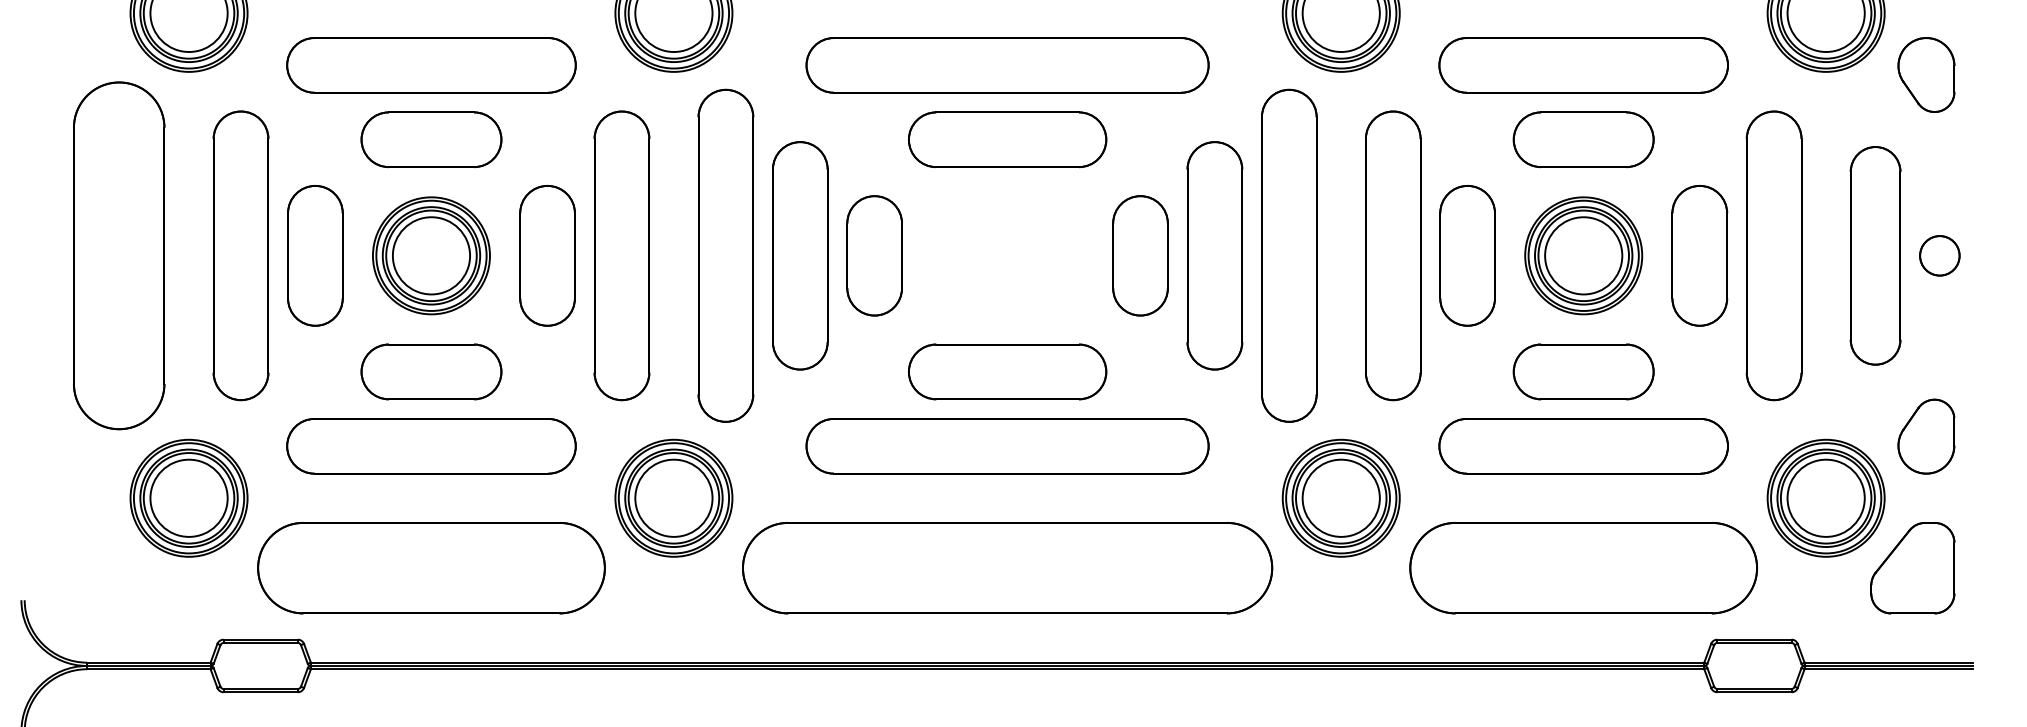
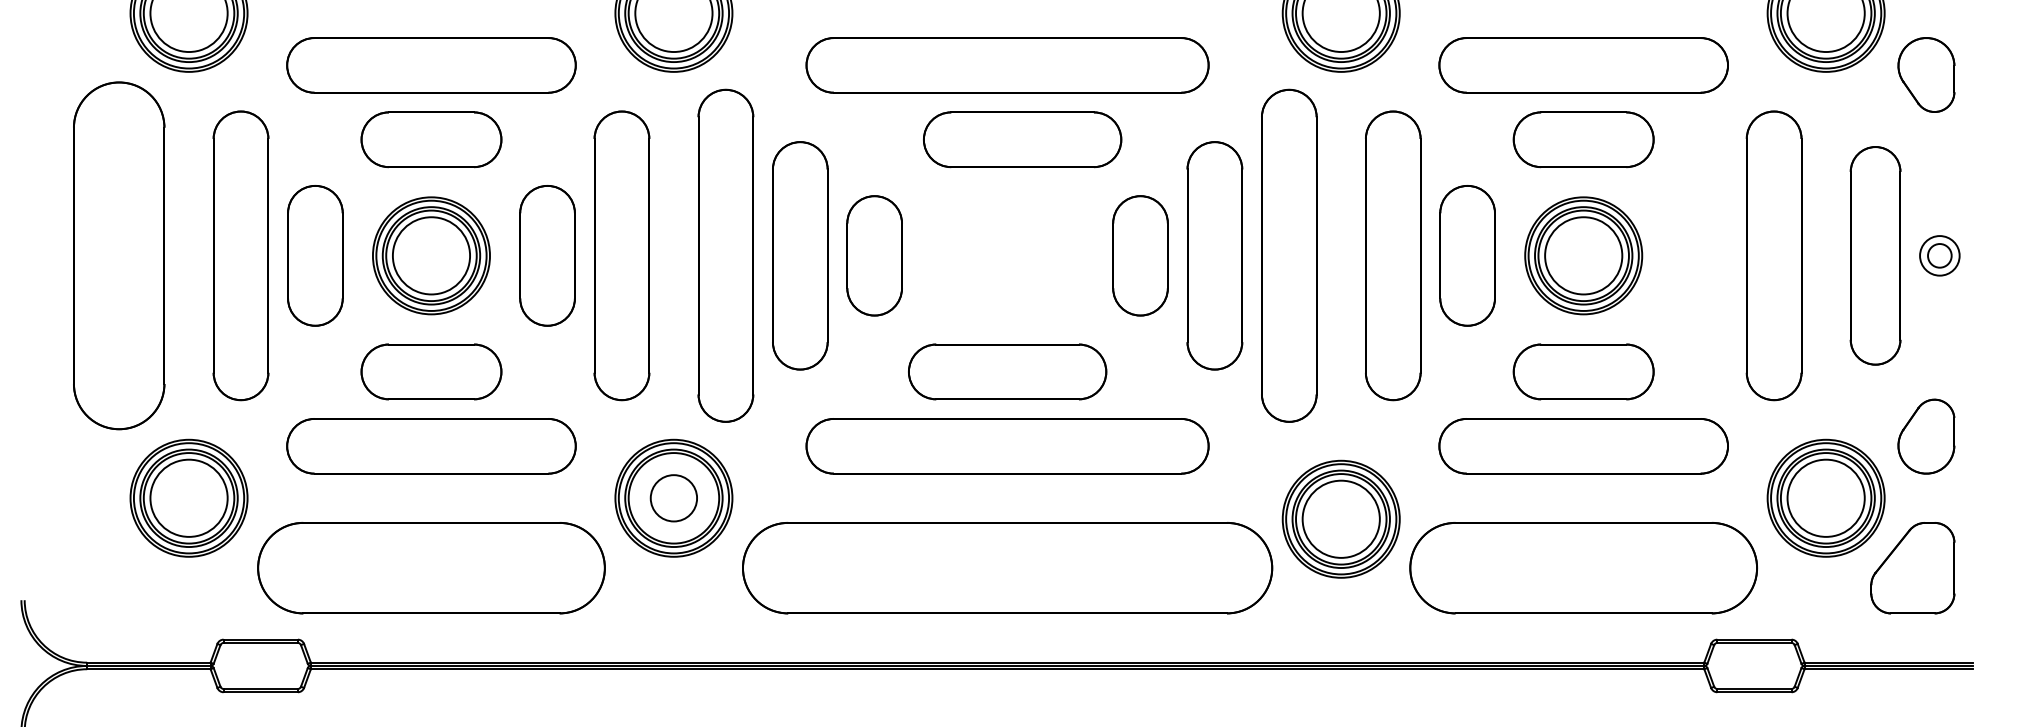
part position: (1007, 139) -> (1022, 139) (1022, 139)
part: present -> none (1699, 255)
circle diameter: 39 px -> 24 px (1939, 255)
circle diameter: 77 px -> 46 px (673, 498)
part position: (1340, 497) -> (1340, 518) (1340, 518)
